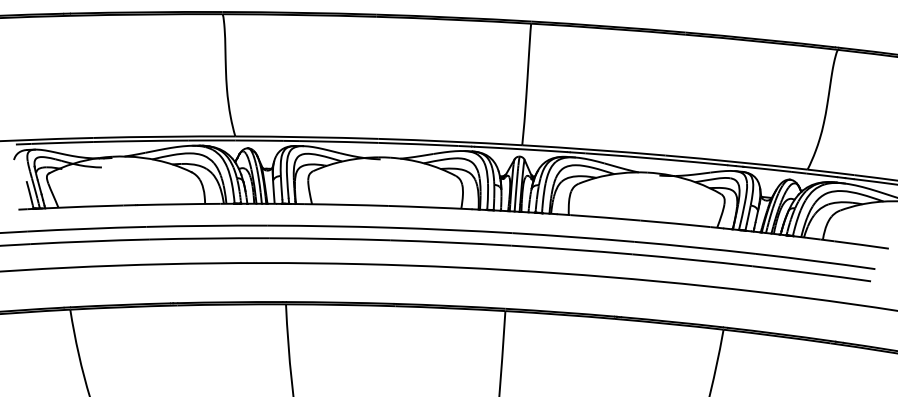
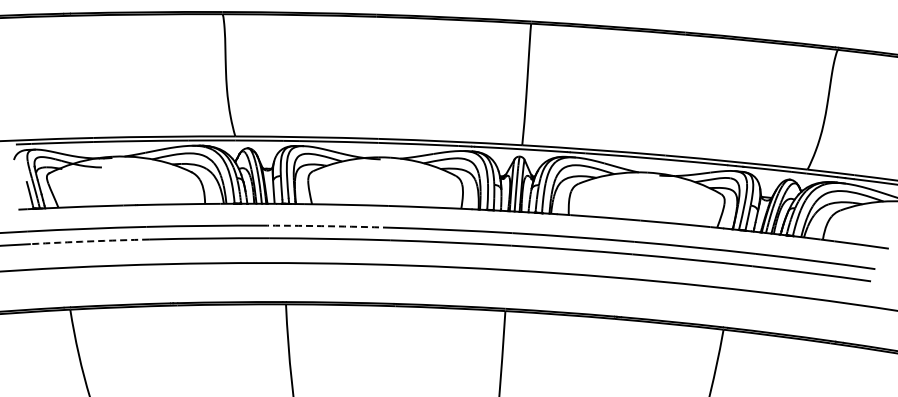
arc: solid -> dashed (328, 226)
arc: solid -> dashed (89, 241)
